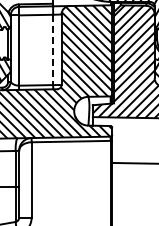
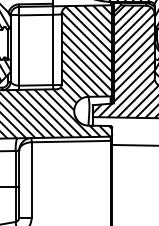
line: dashed -> solid (53, 50)
line position: (133, 162) -> (133, 144) (133, 144)
